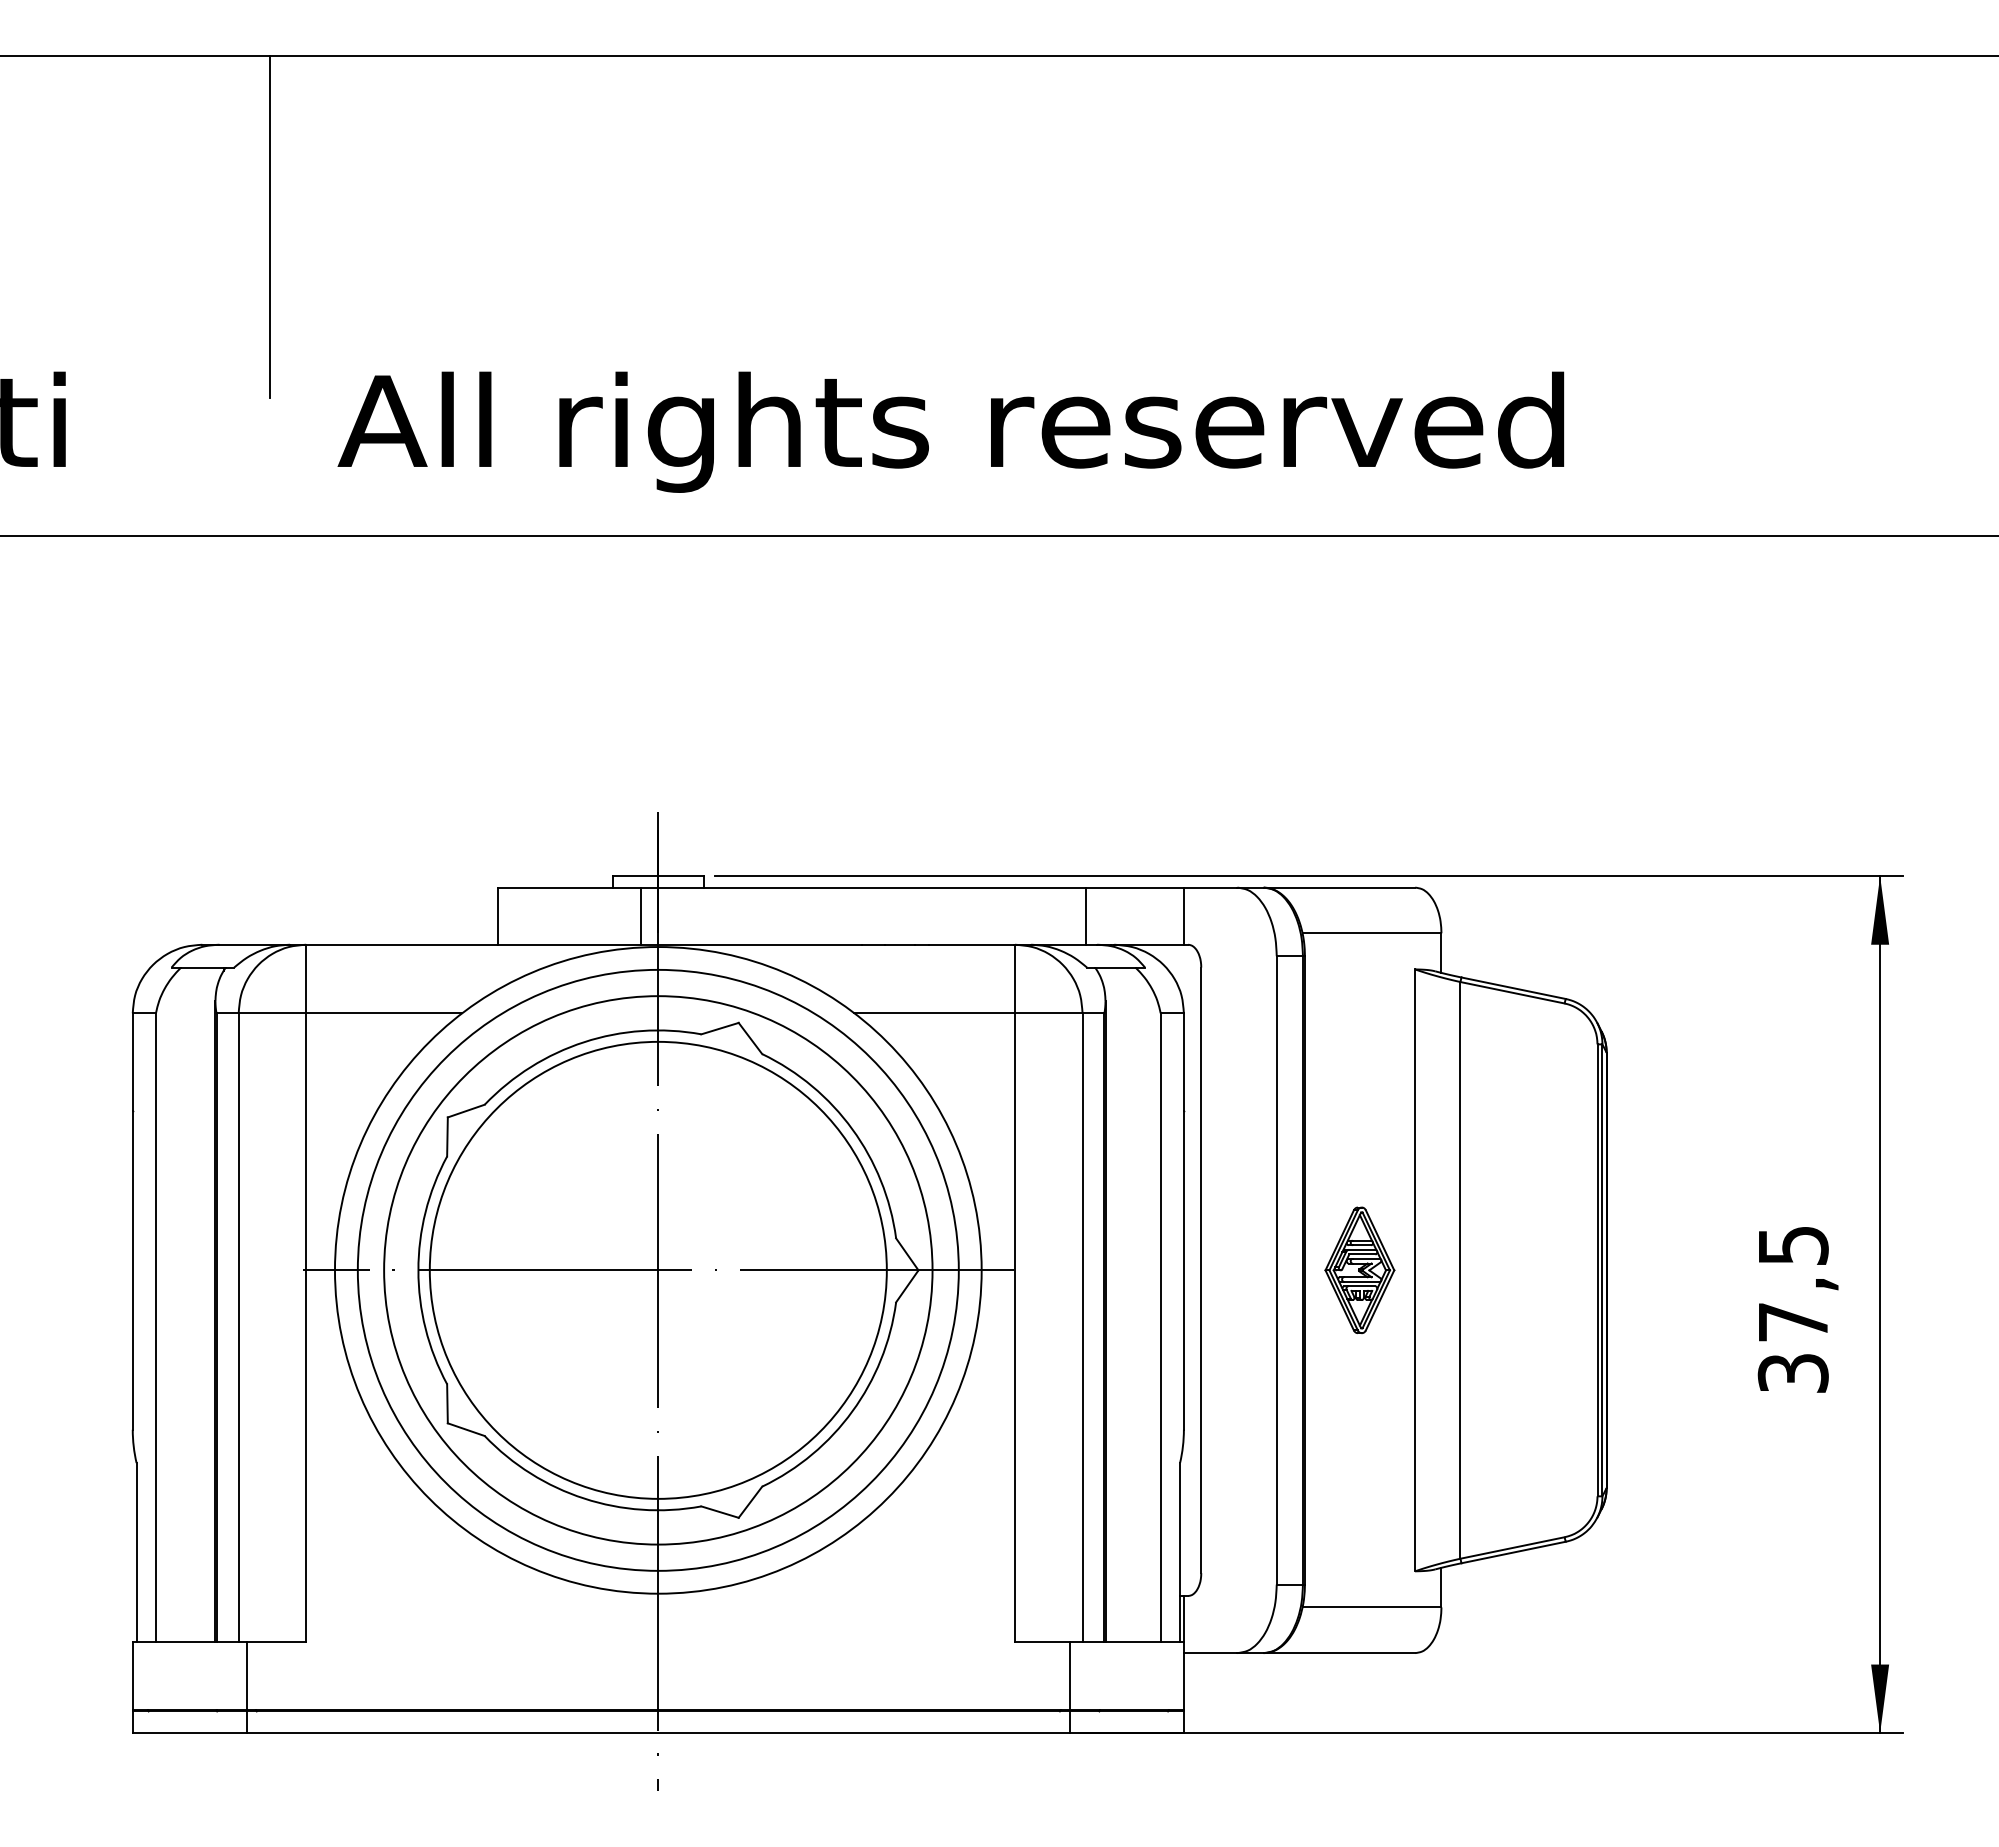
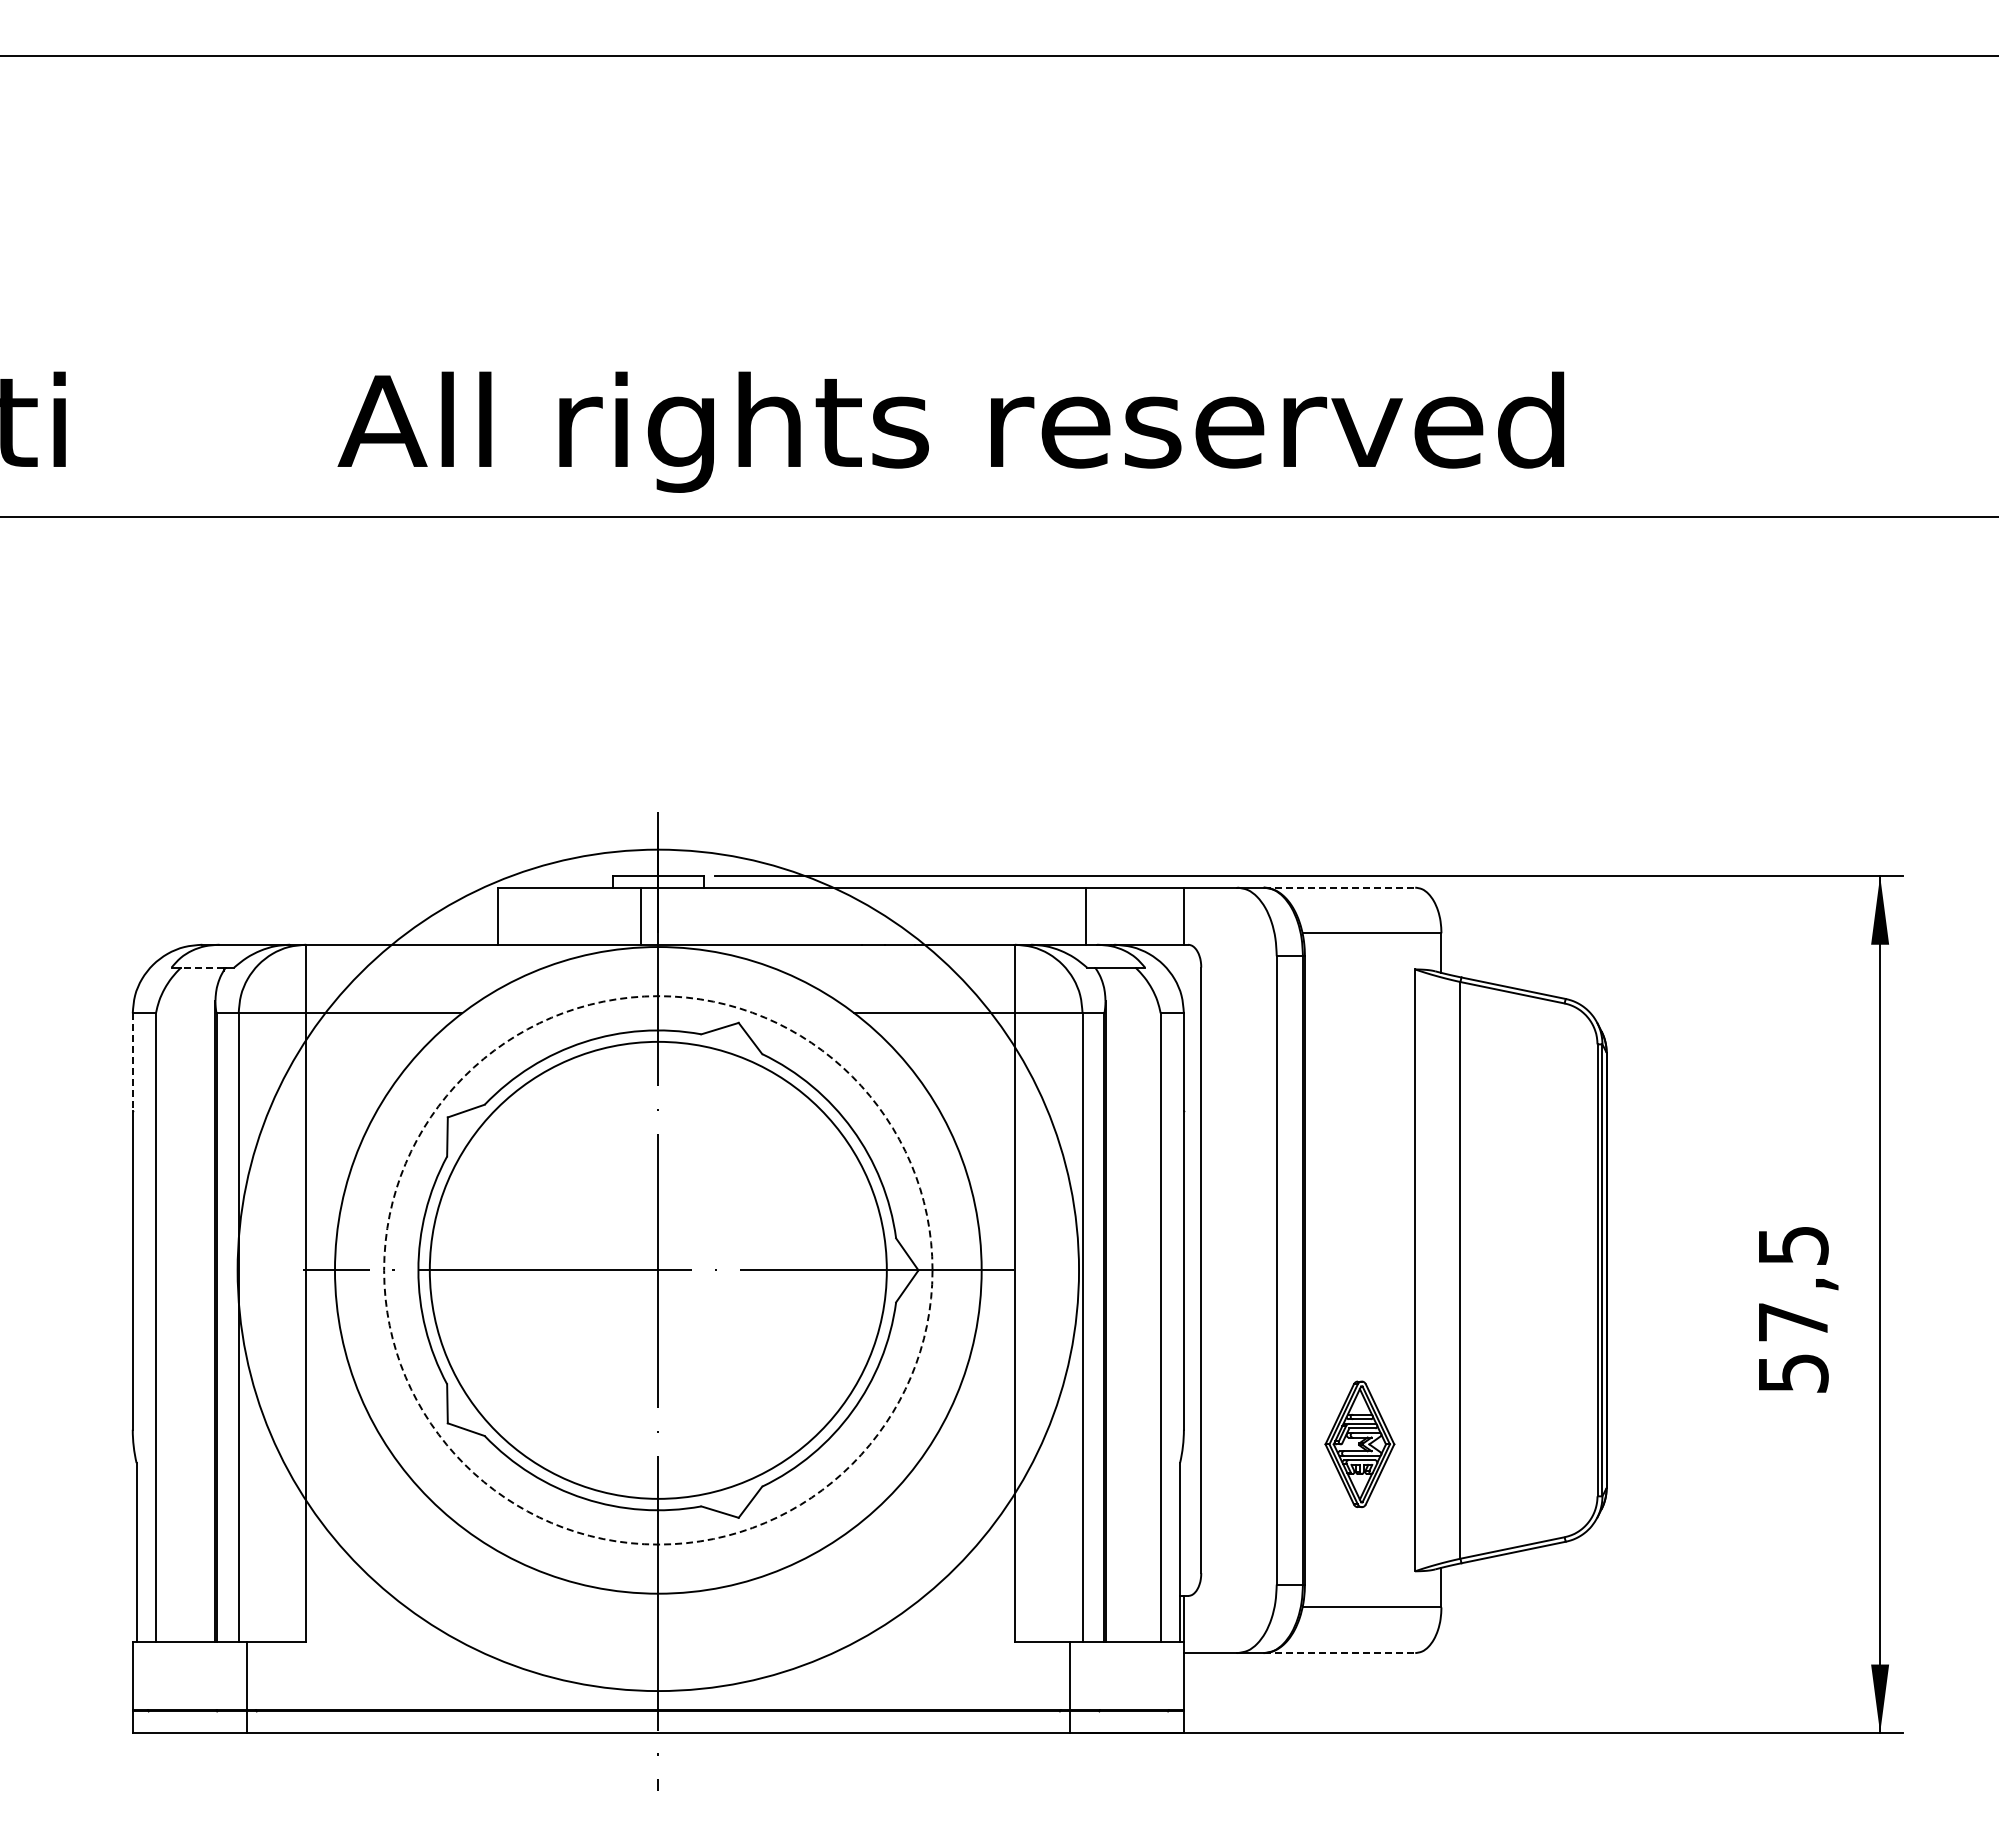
line: present -> none (269, 226)
line position: (998, 535) -> (998, 516) (998, 516)
line: solid -> dashed (1339, 887)
line: solid -> dashed (201, 967)
line: solid -> dashed (132, 1062)
circle diameter: 601 px -> 841 px (658, 1270)
part position: (1359, 1269) -> (1359, 1443) (1359, 1443)
circle: solid -> dashed (658, 1270)
text: 37,5 -> 57,5 (1792, 1373)
line: solid -> dashed (1339, 1653)
